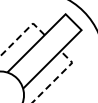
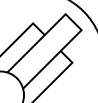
line: dashed -> solid (22, 33)
line: dashed -> solid (59, 76)
